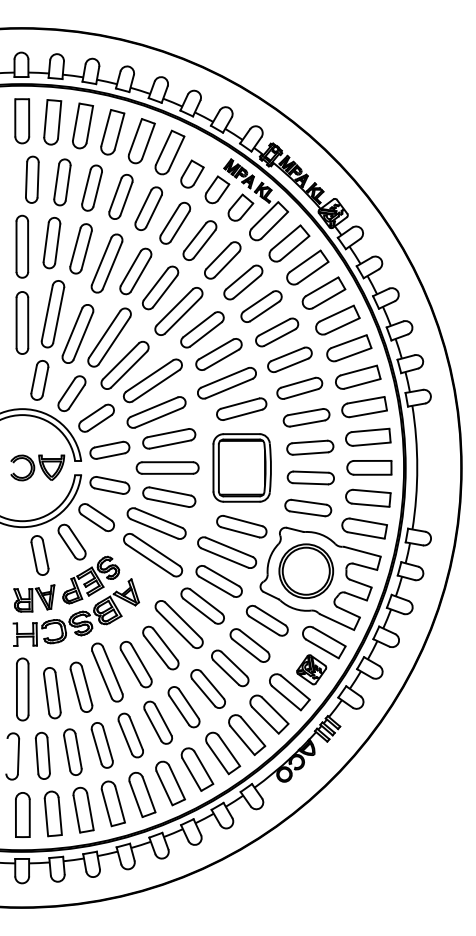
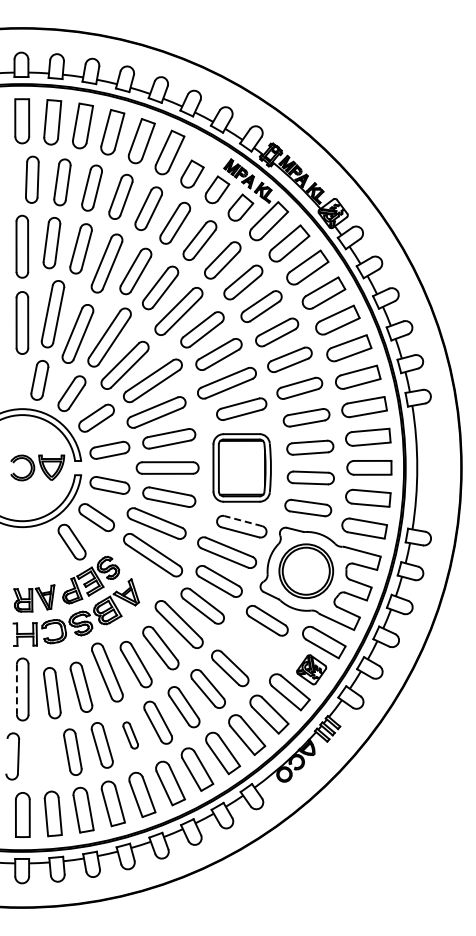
line: solid -> dashed (243, 521)
part: present -> none (39, 555)
part: present -> none (249, 645)
line: solid -> dashed (16, 690)
part size: 27x47 px -> 17x29 px (130, 735)
part: present -> none (42, 755)
